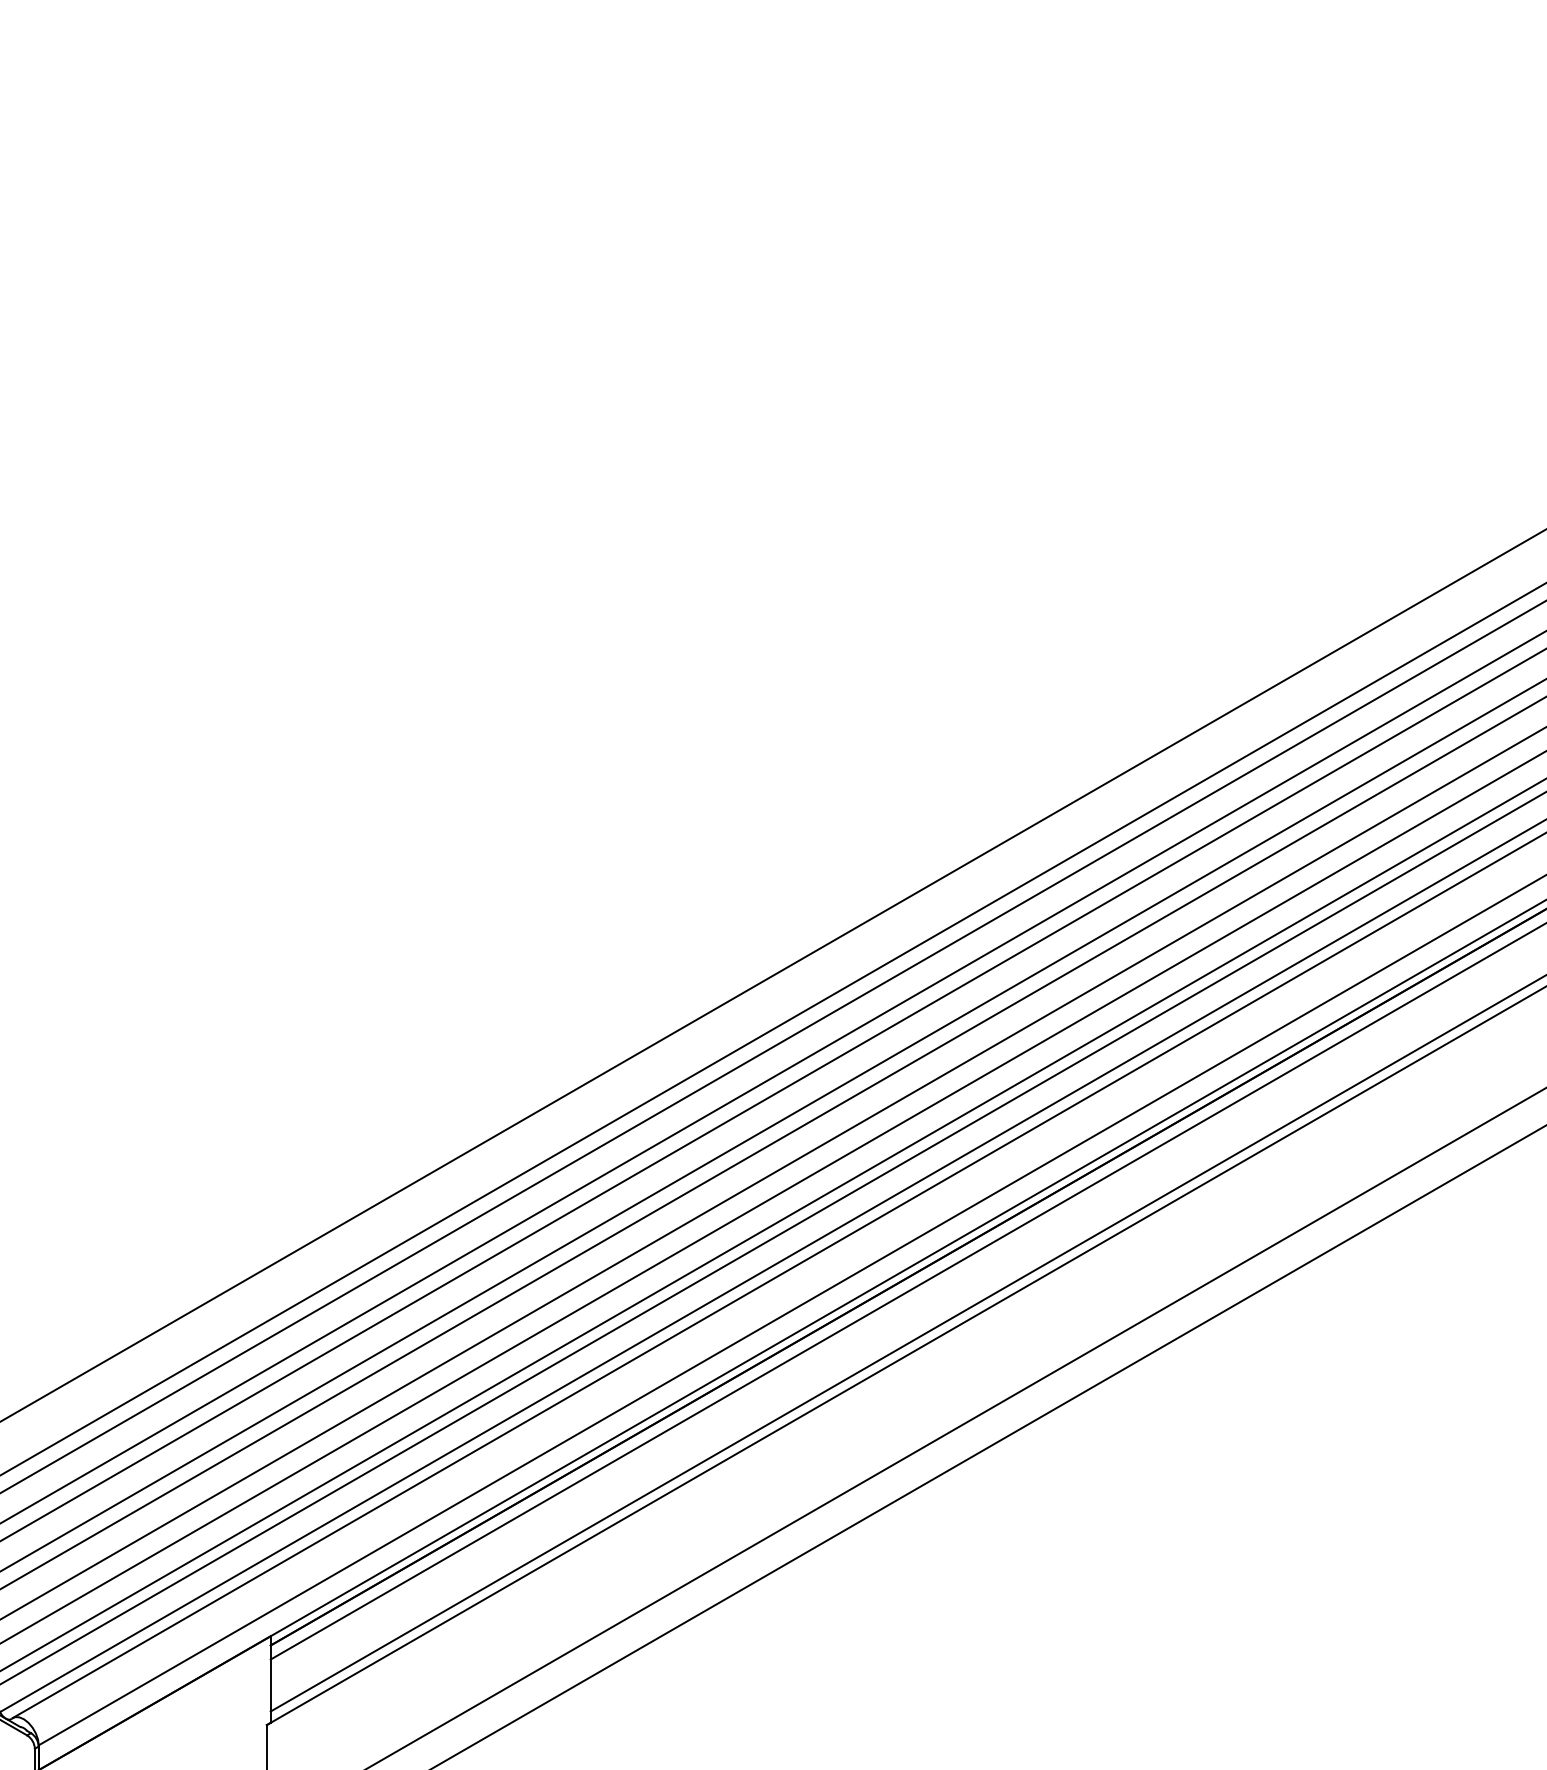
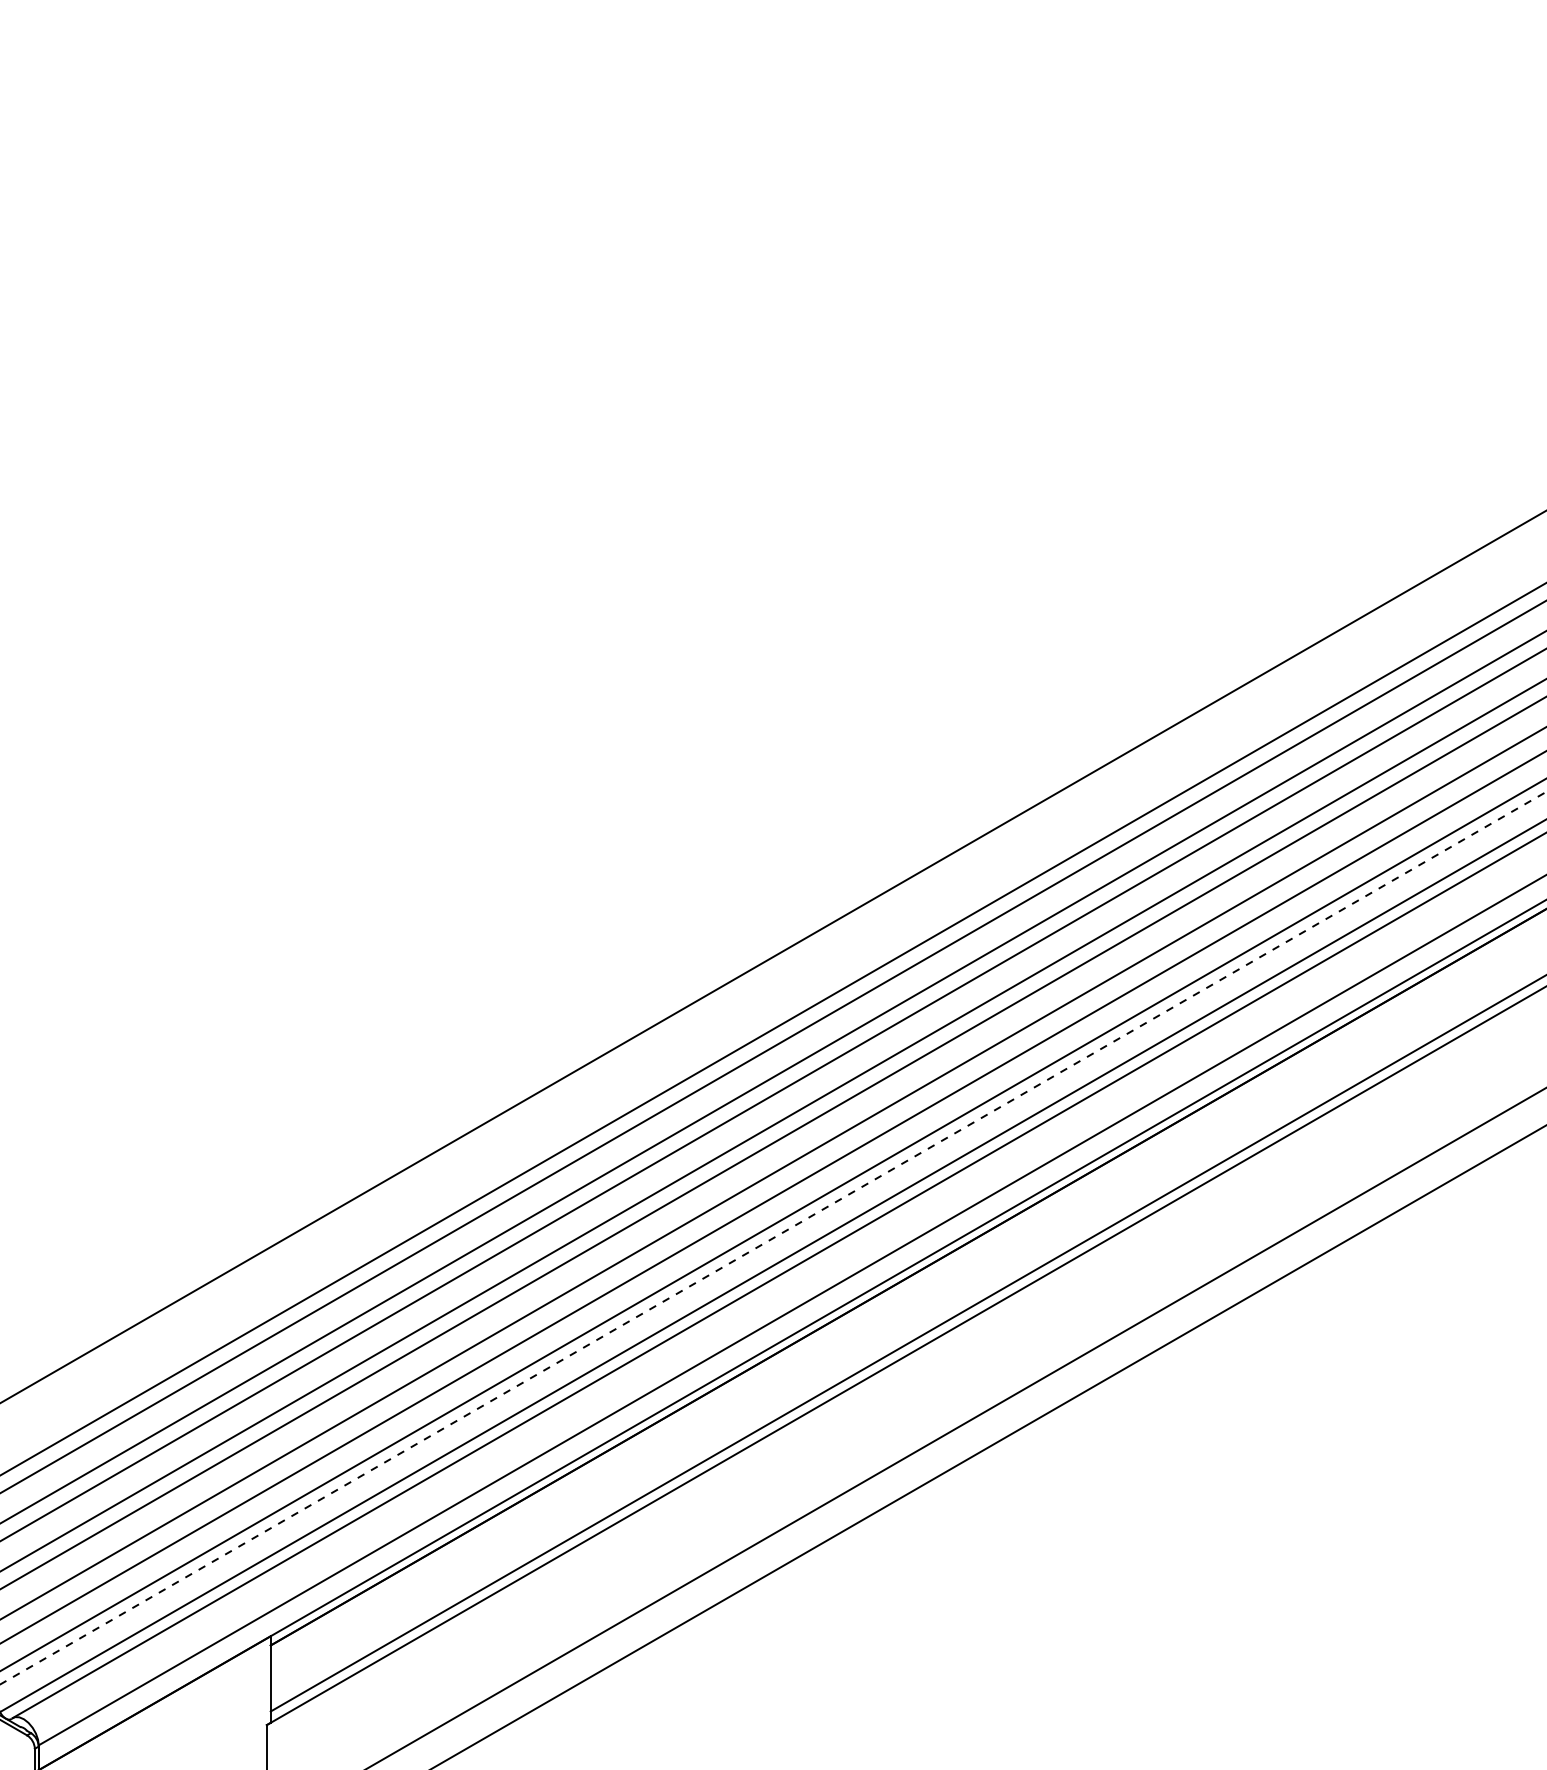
line position: (772, 975) -> (772, 956) (772, 956)
line: solid -> dashed (773, 1238)
line: present -> none (906, 1291)
